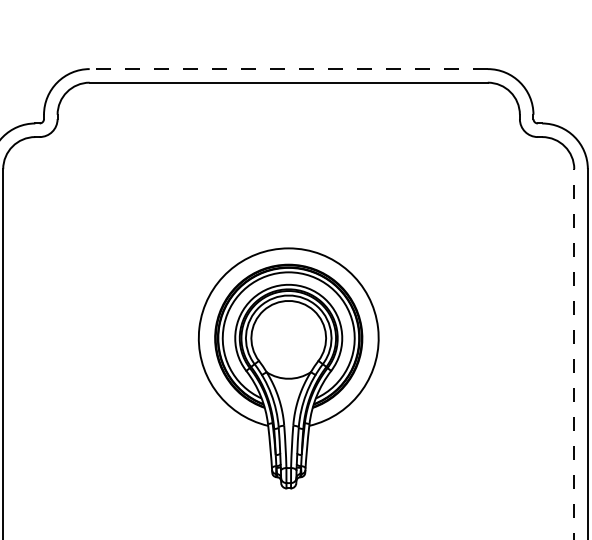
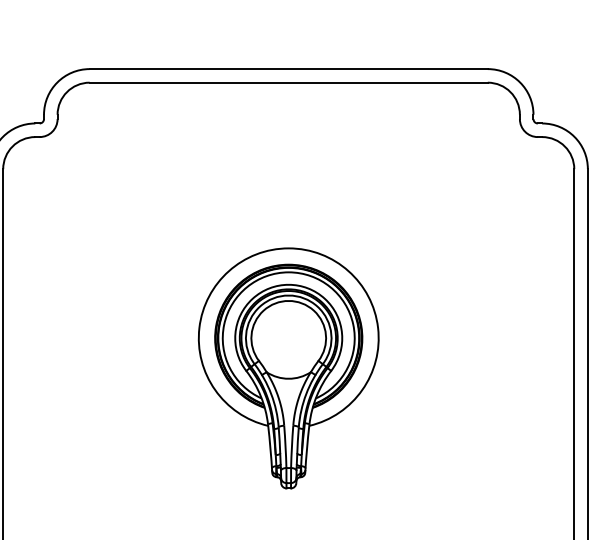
line: dashed -> solid (288, 69)
line: dashed -> solid (574, 353)
